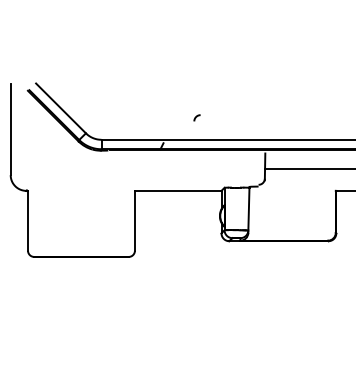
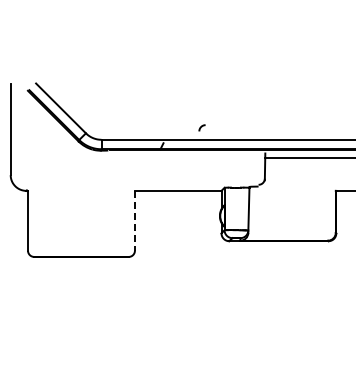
curve position: (196, 117) -> (201, 127) (201, 127)
line position: (308, 168) -> (308, 157) (308, 157)
line: solid -> dashed (134, 220)
